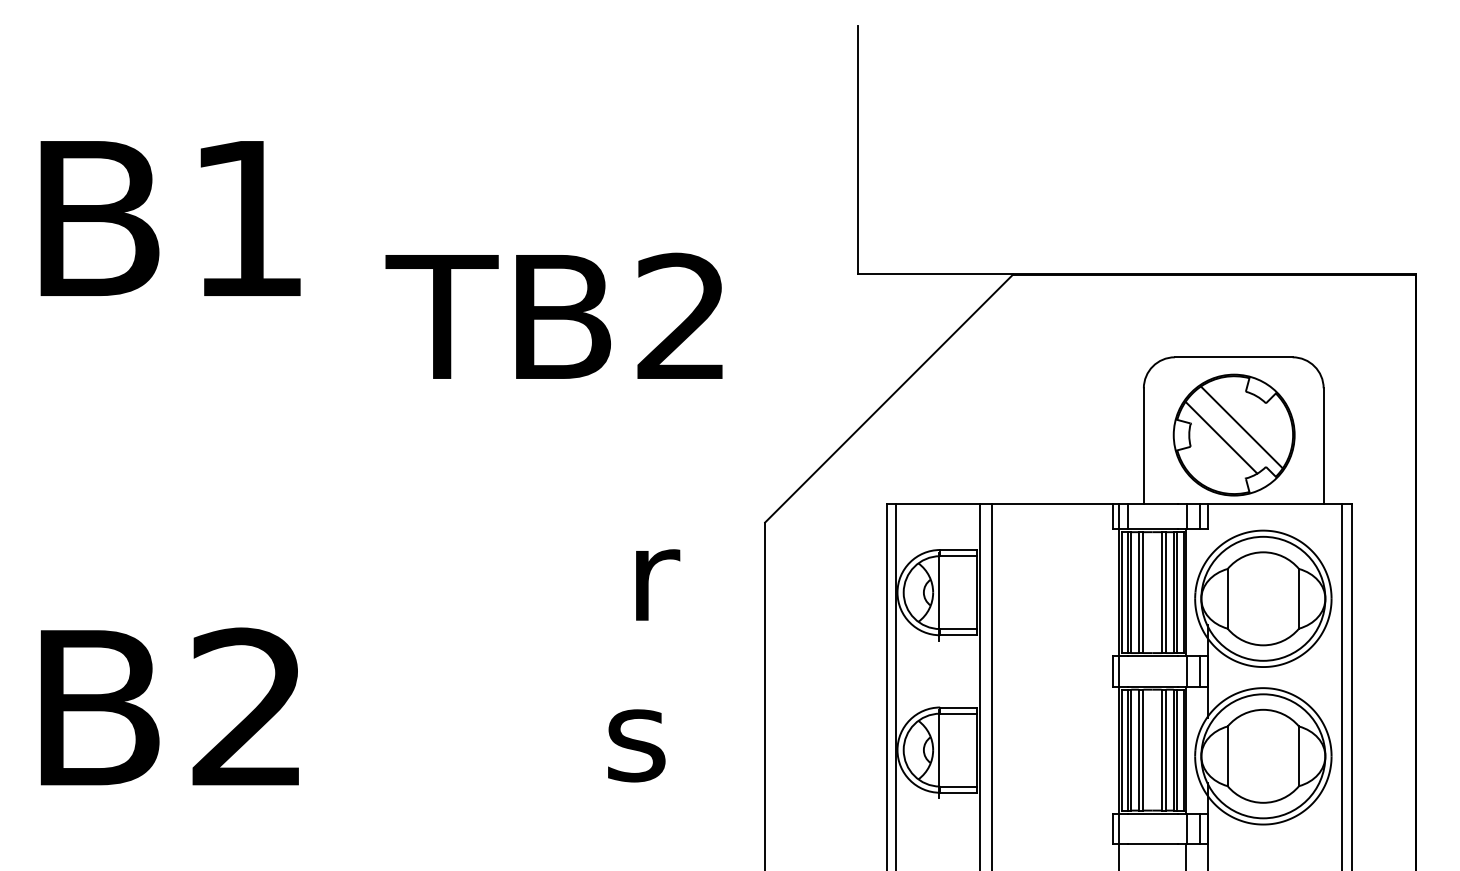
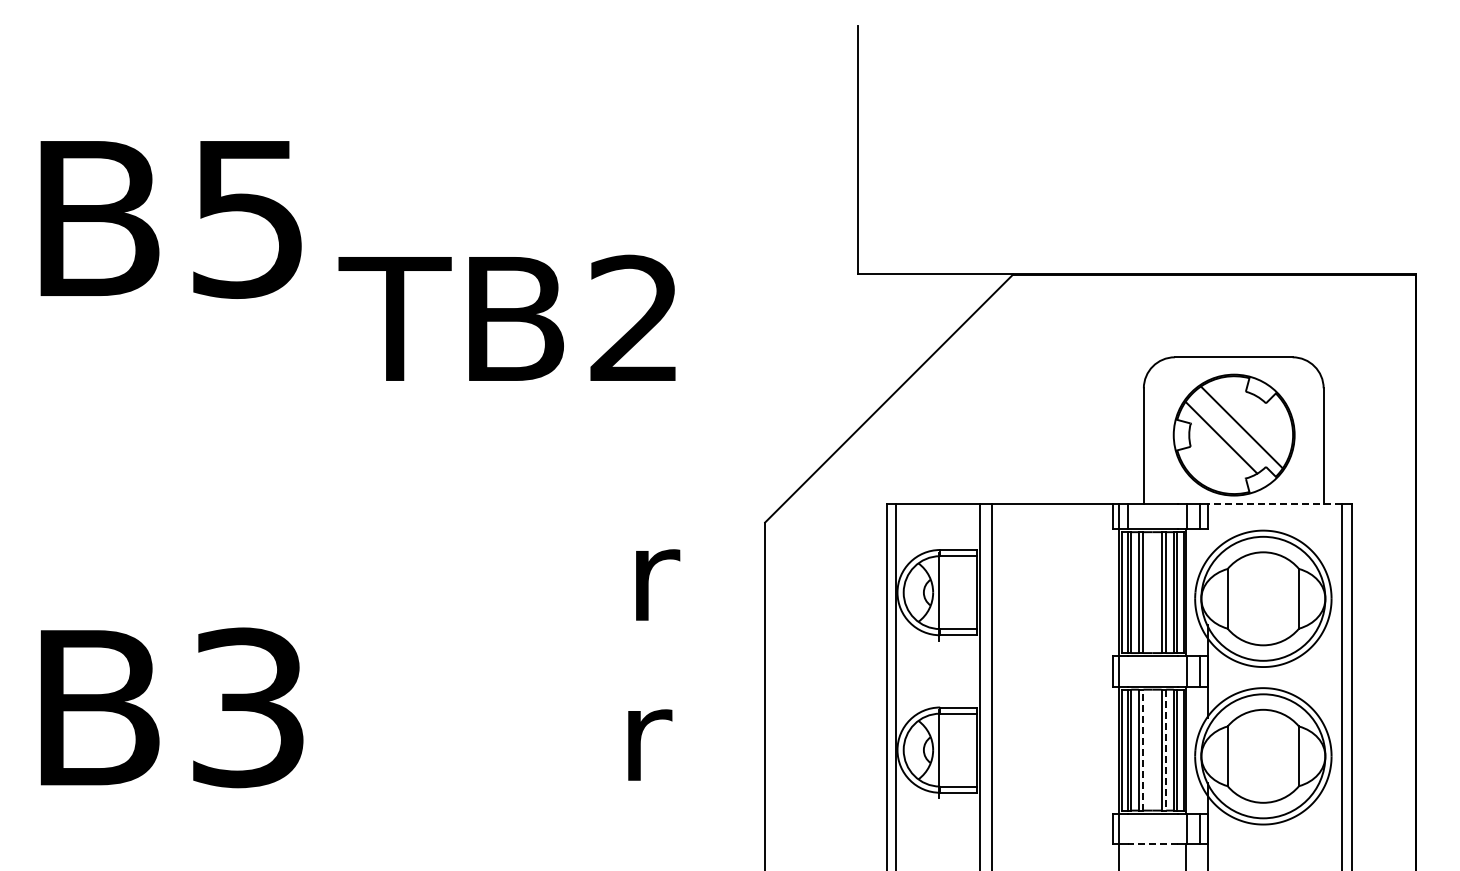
text: B1 -> B5 (247, 219)
text position: (553, 315) -> (506, 317) (506, 317)
line: solid -> dashed (1274, 504)
text: B2 -> B3 (247, 707)
text: s -> r (640, 745)
line: solid -> dashed (1143, 749)
line: solid -> dashed (1166, 750)
line: solid -> dashed (1153, 844)
